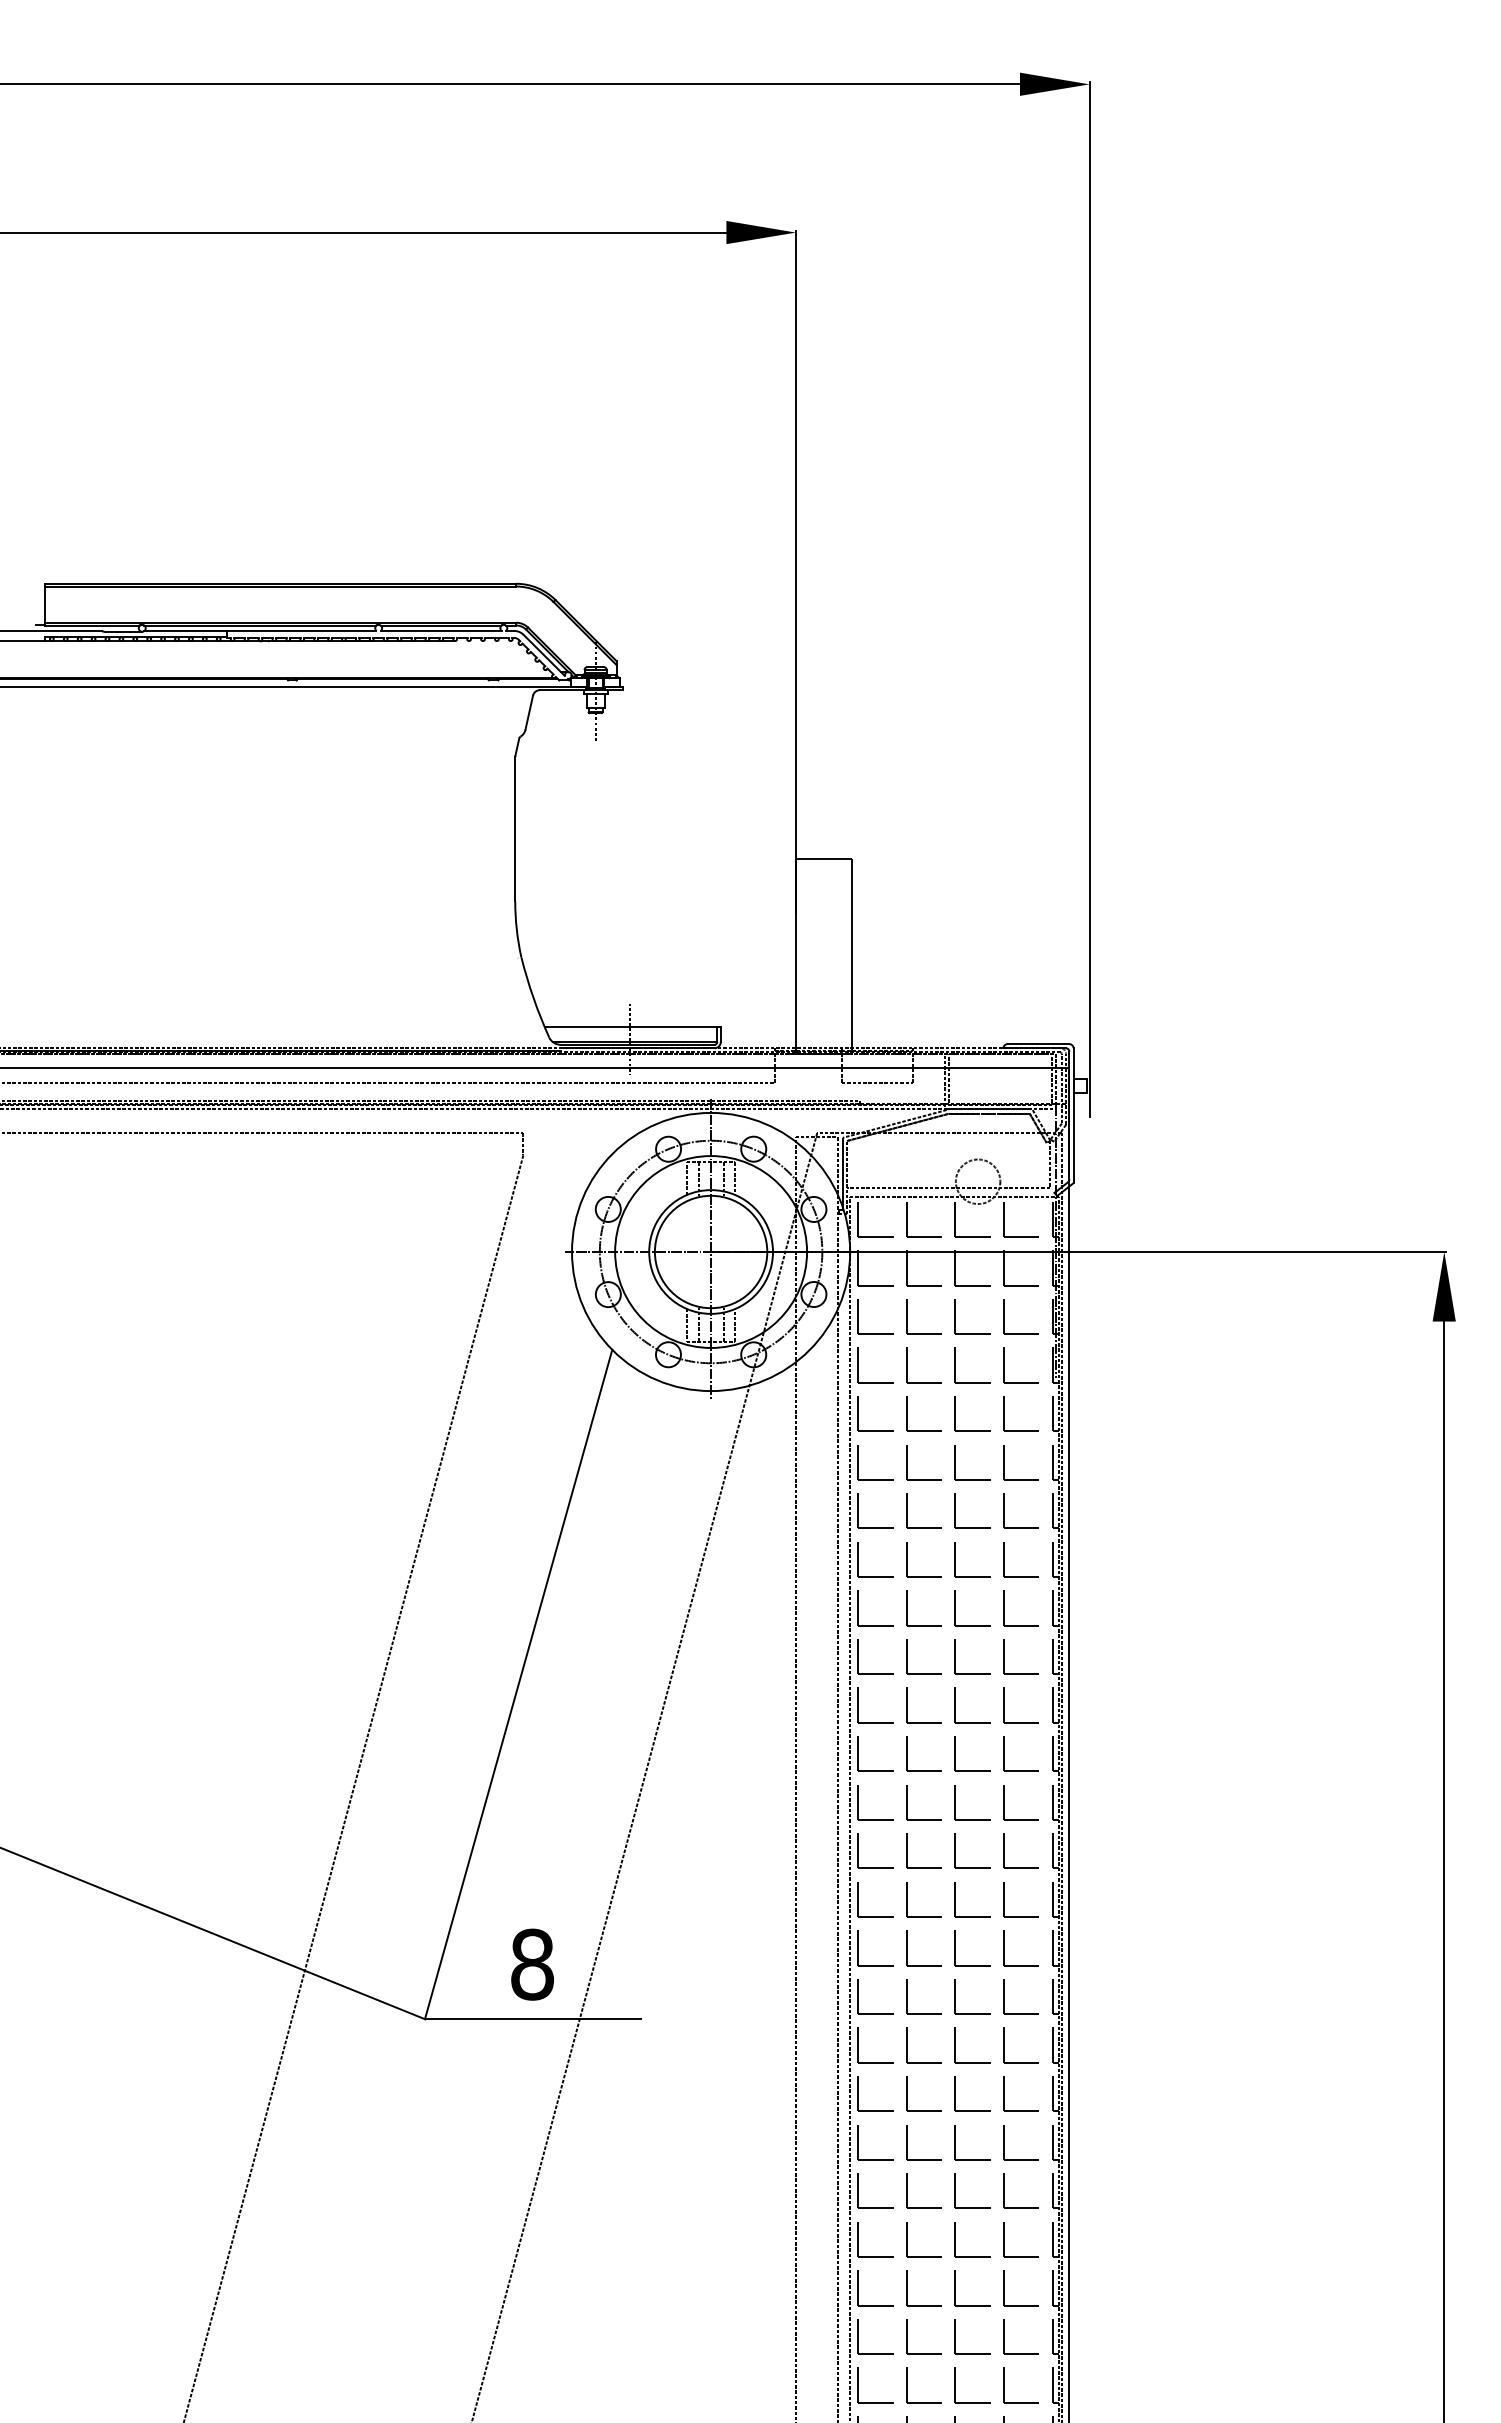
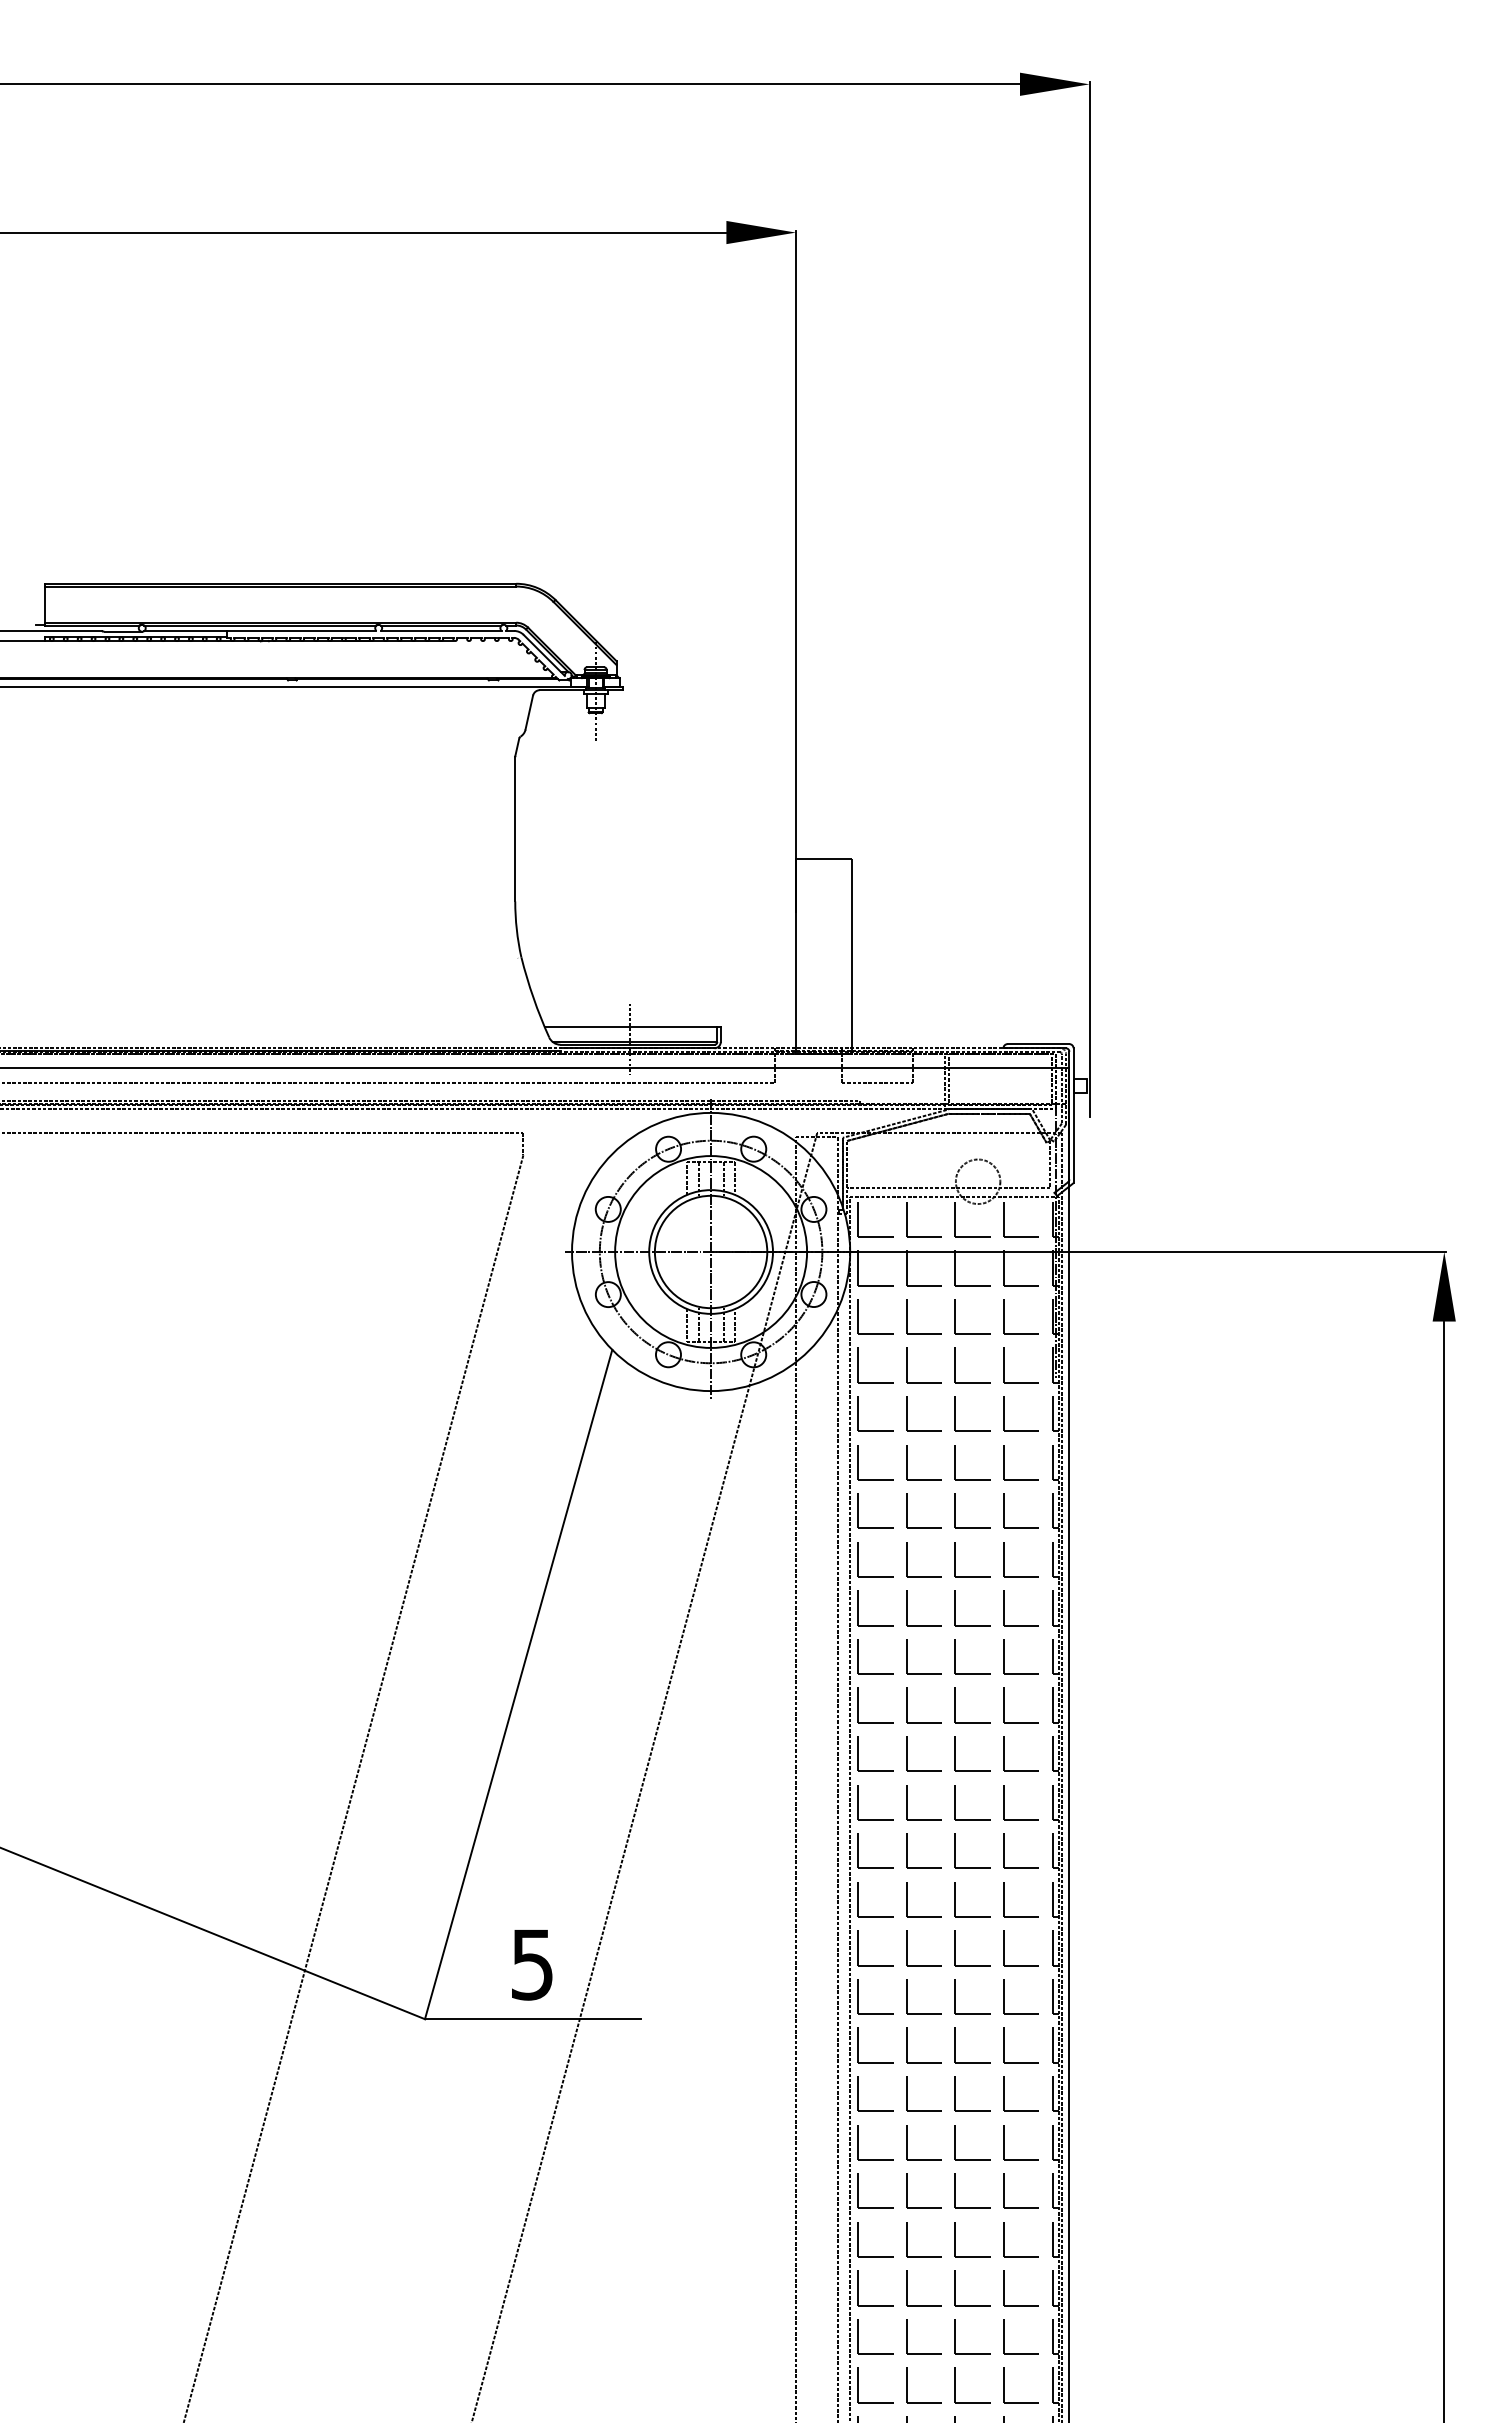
text: 8 -> 5 (532, 1964)
